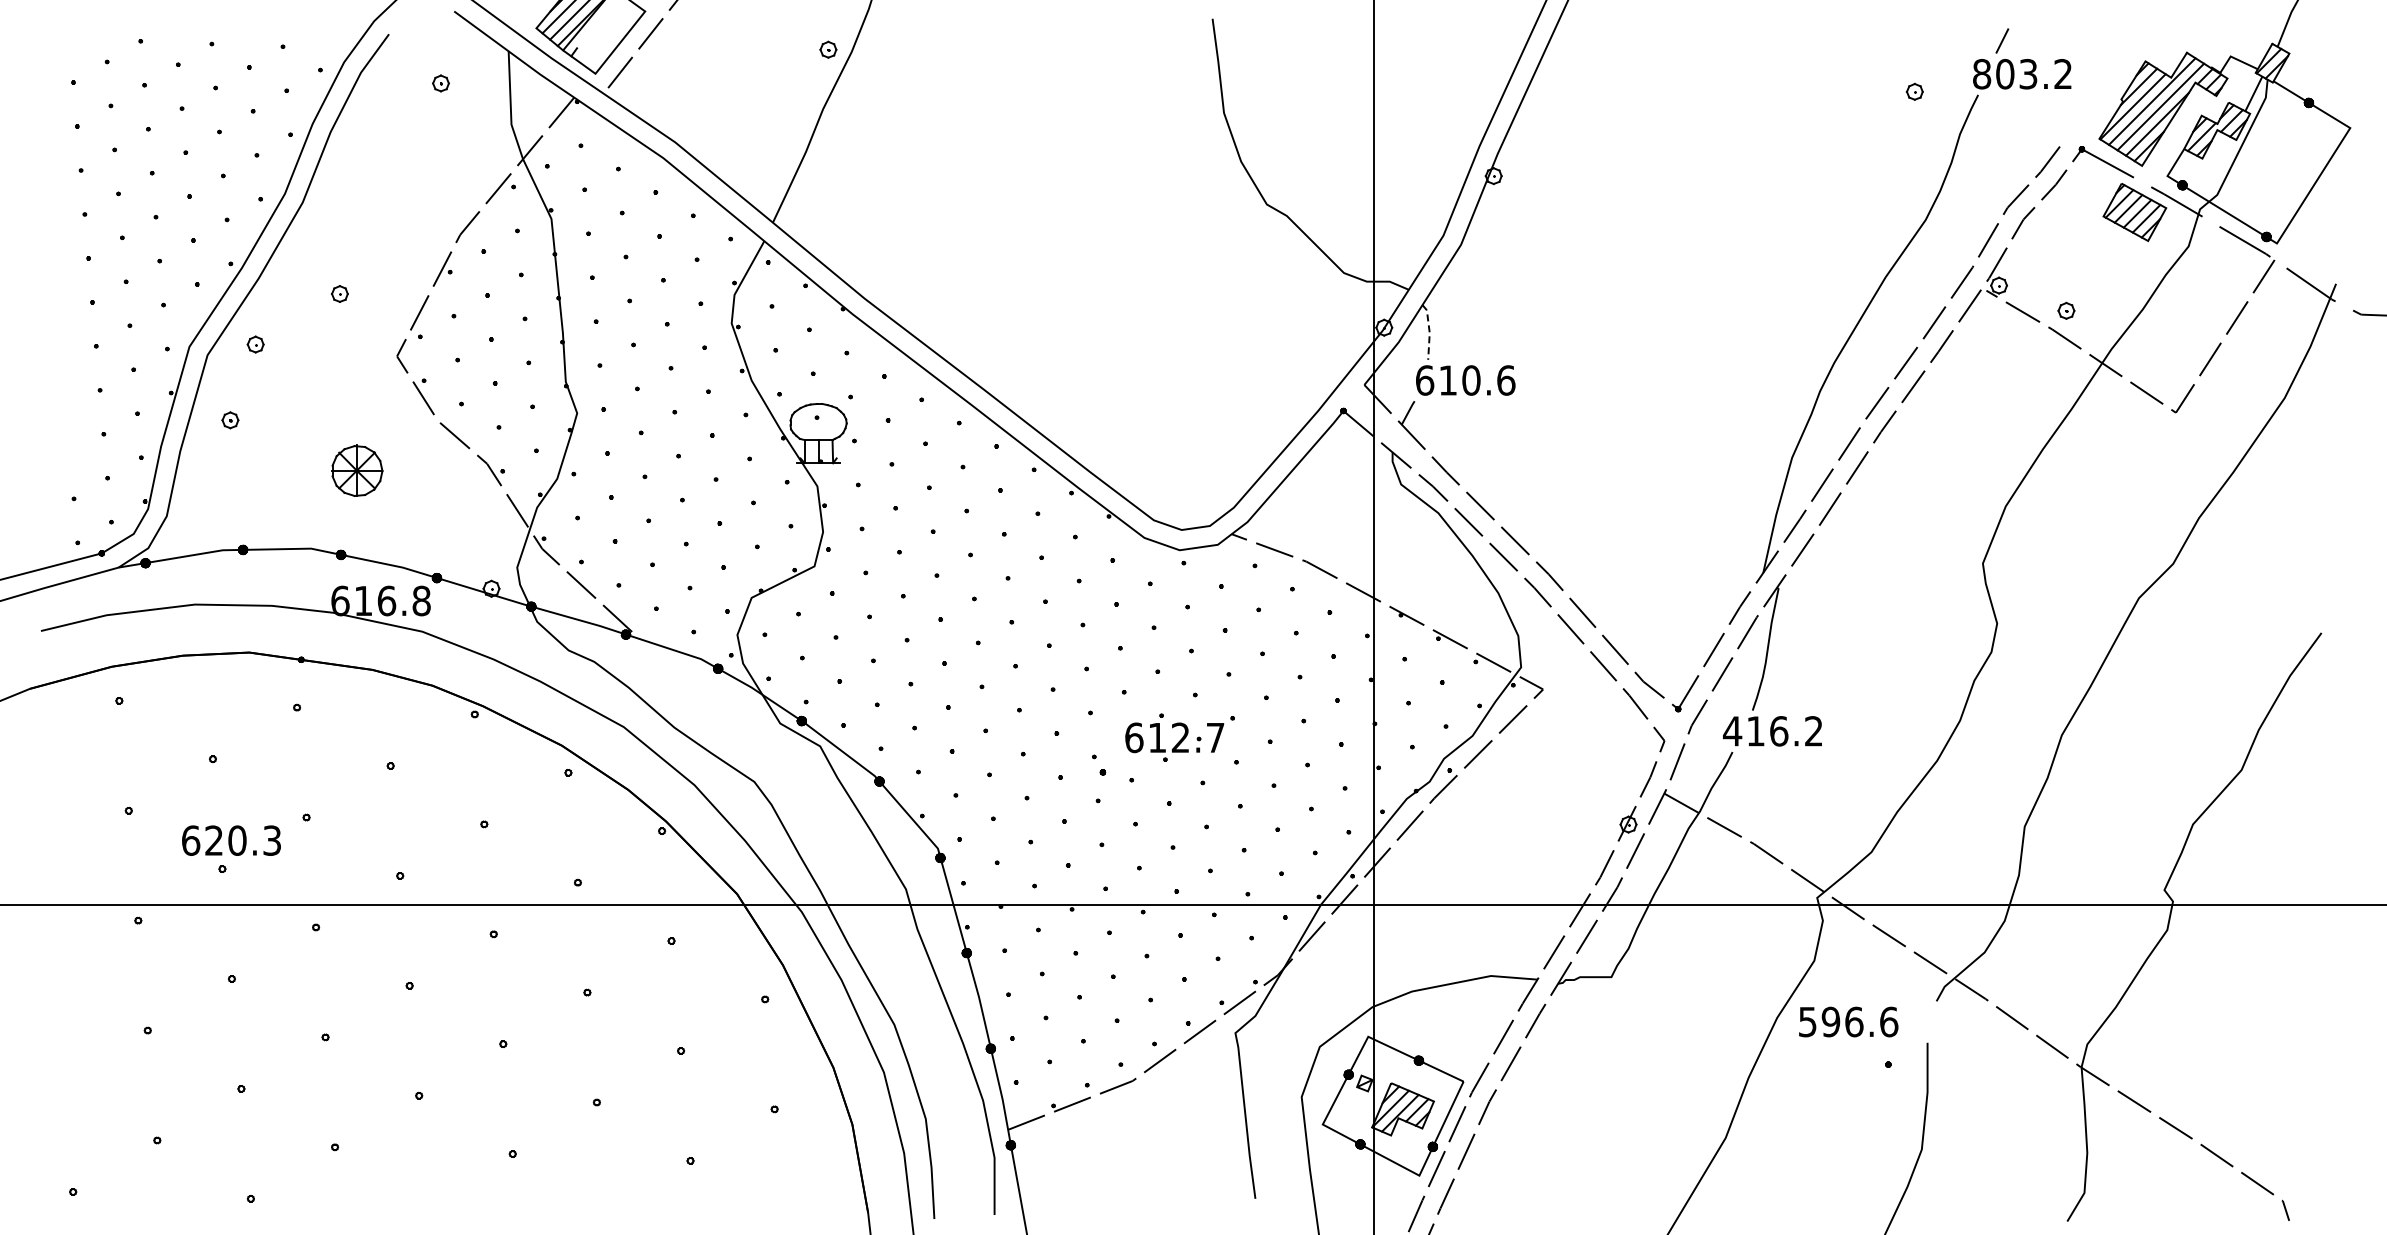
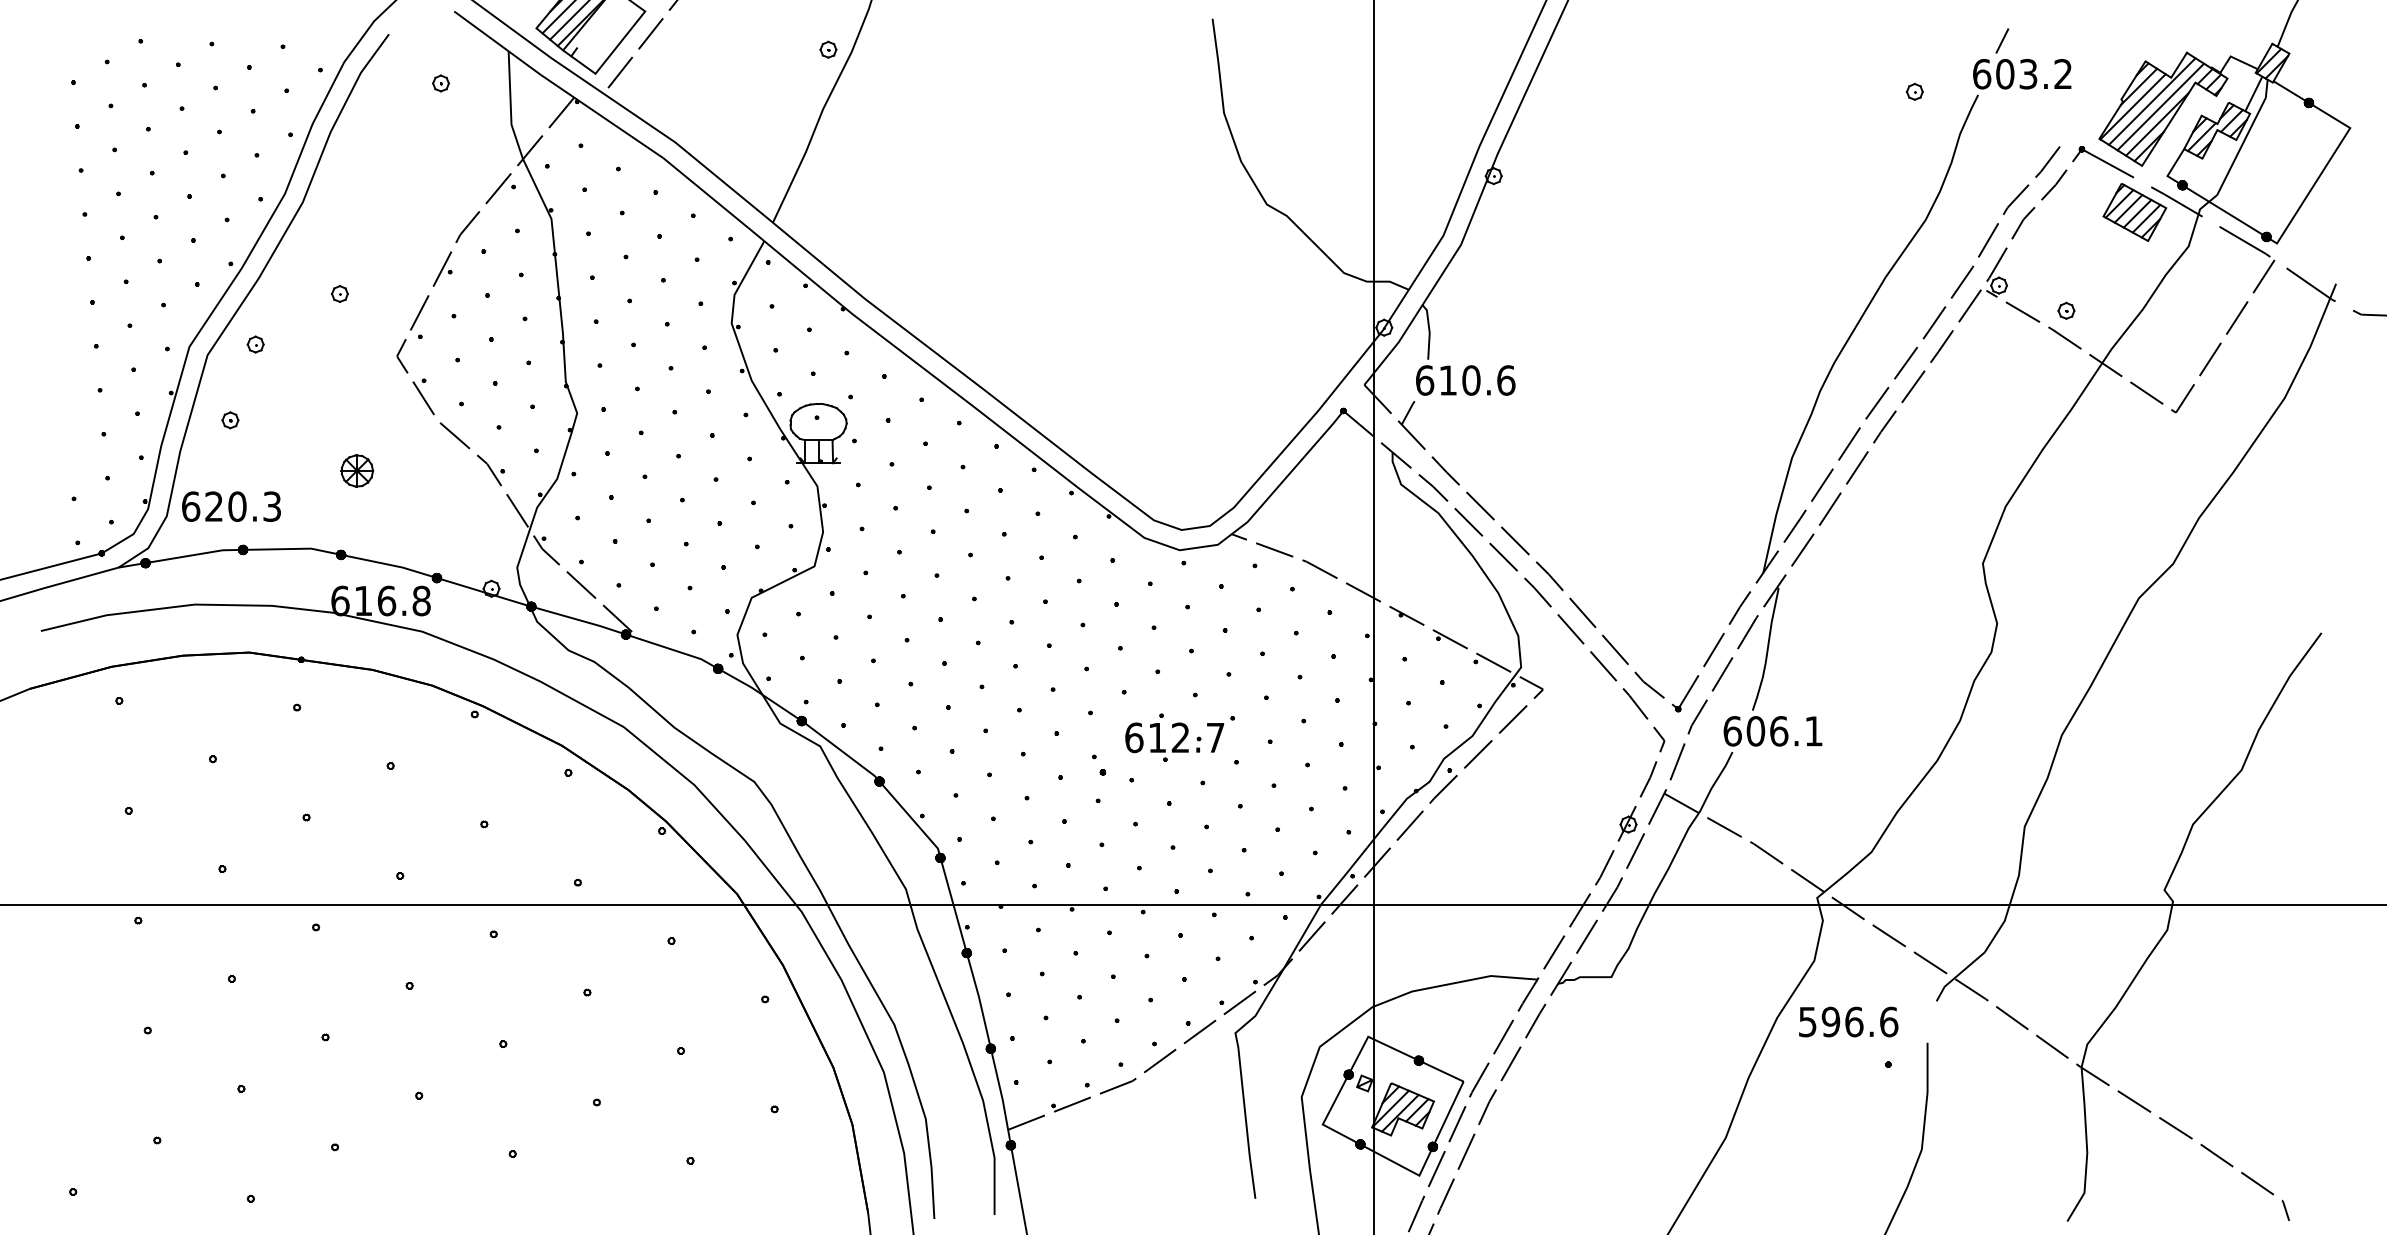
text: 803.2 -> 603.2 (1982, 74)
line: dashed -> solid (1429, 331)
part size: 53x53 px -> 35x34 px (357, 470)
text: 416.2 -> 606.1 (1772, 731)
text position: (231, 840) -> (231, 506) (231, 506)
